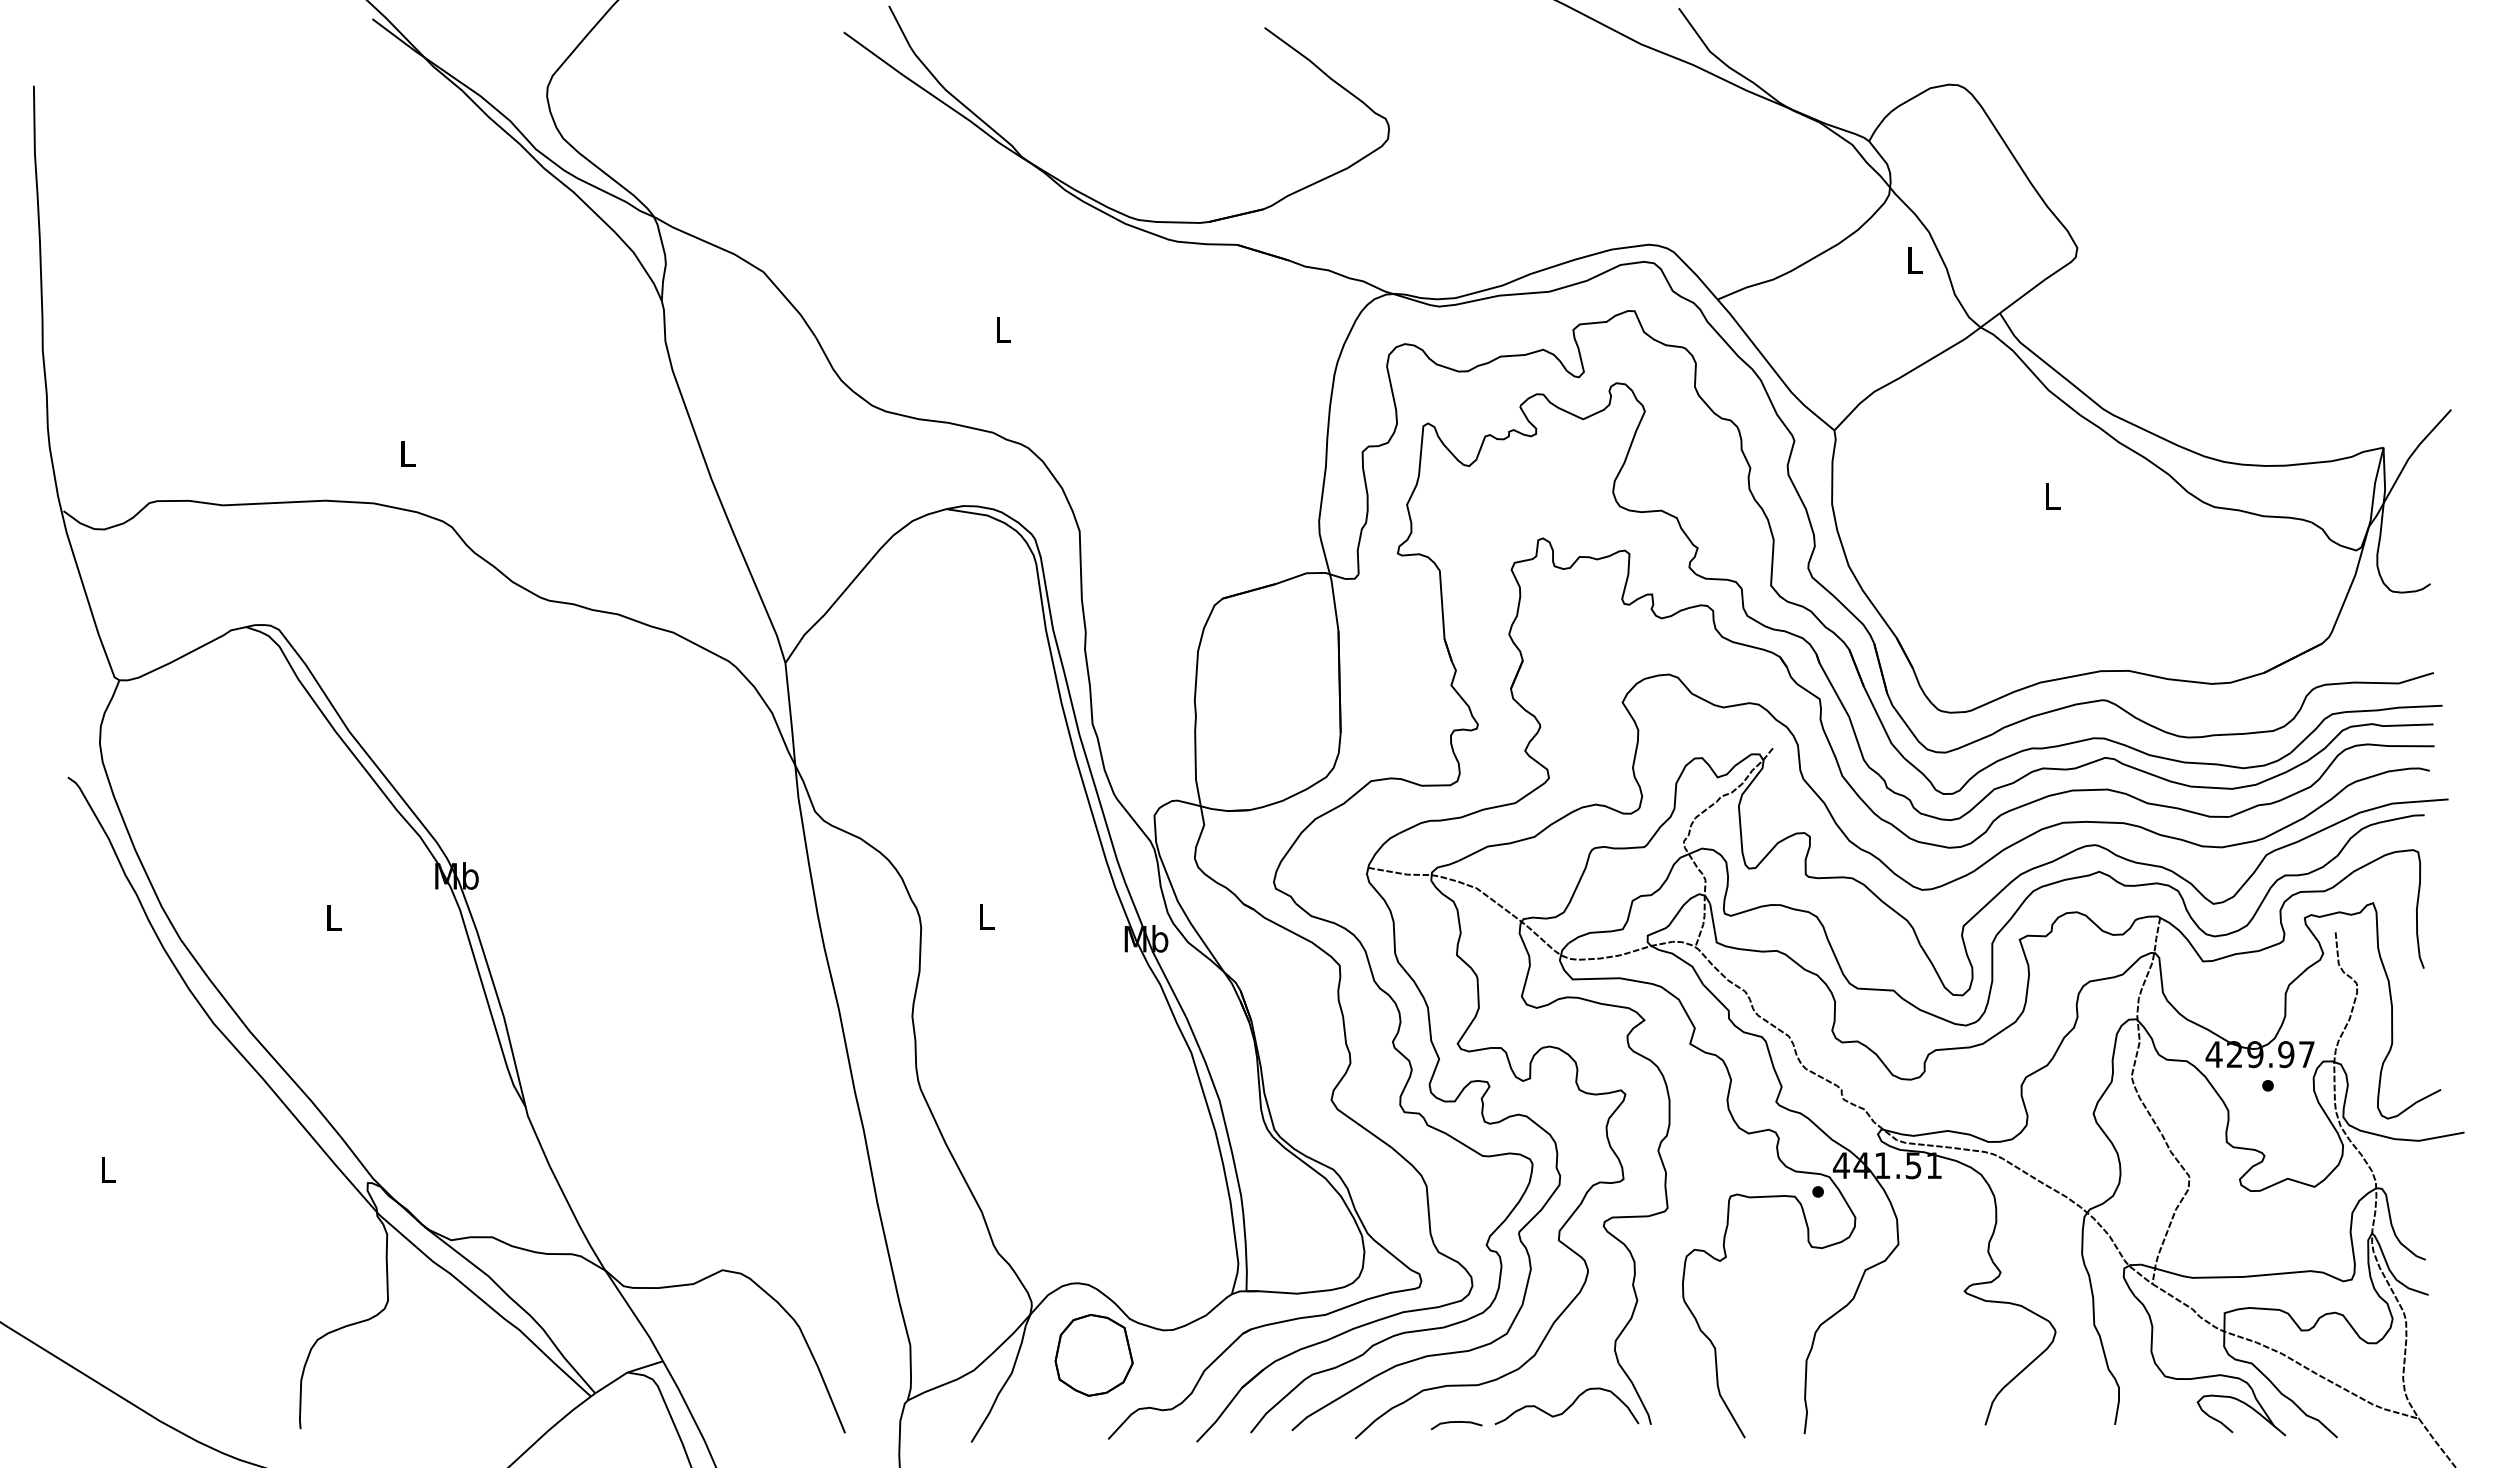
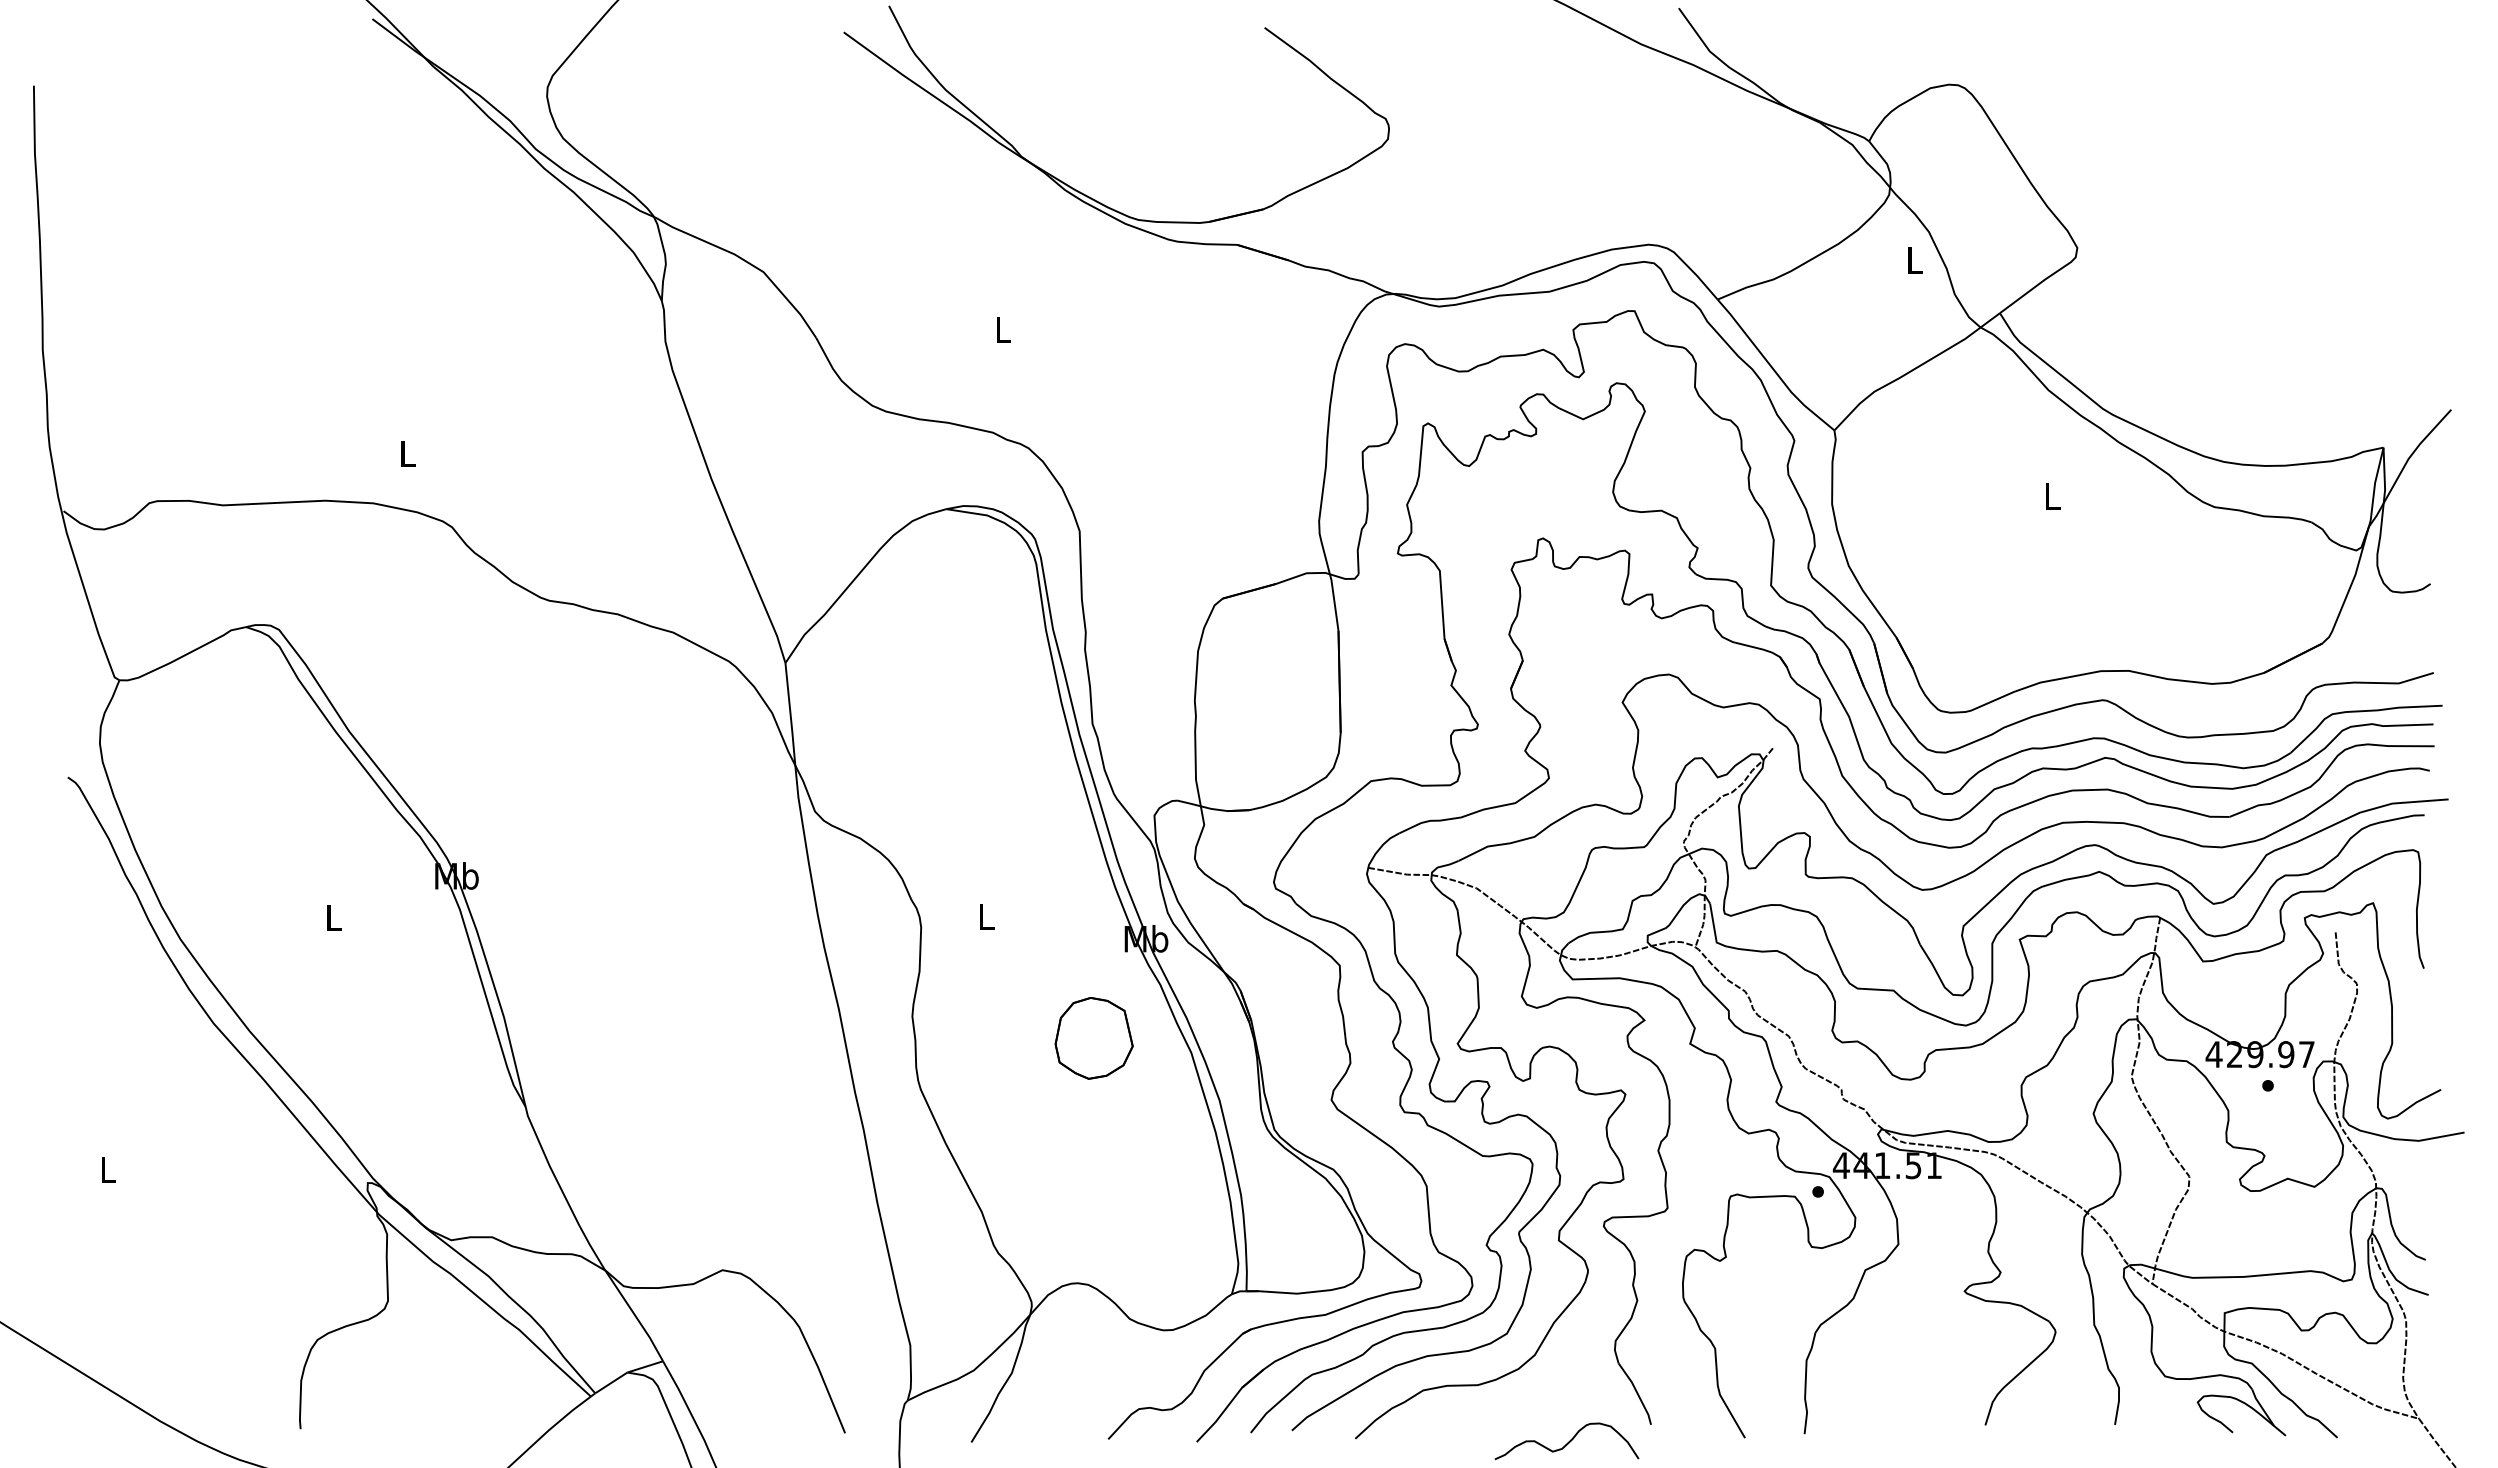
part position: (1093, 1355) -> (1093, 1038) (1093, 1038)
curve position: (1567, 1407) -> (1567, 1442) (1567, 1442)
curve: present -> none (1456, 1422)
